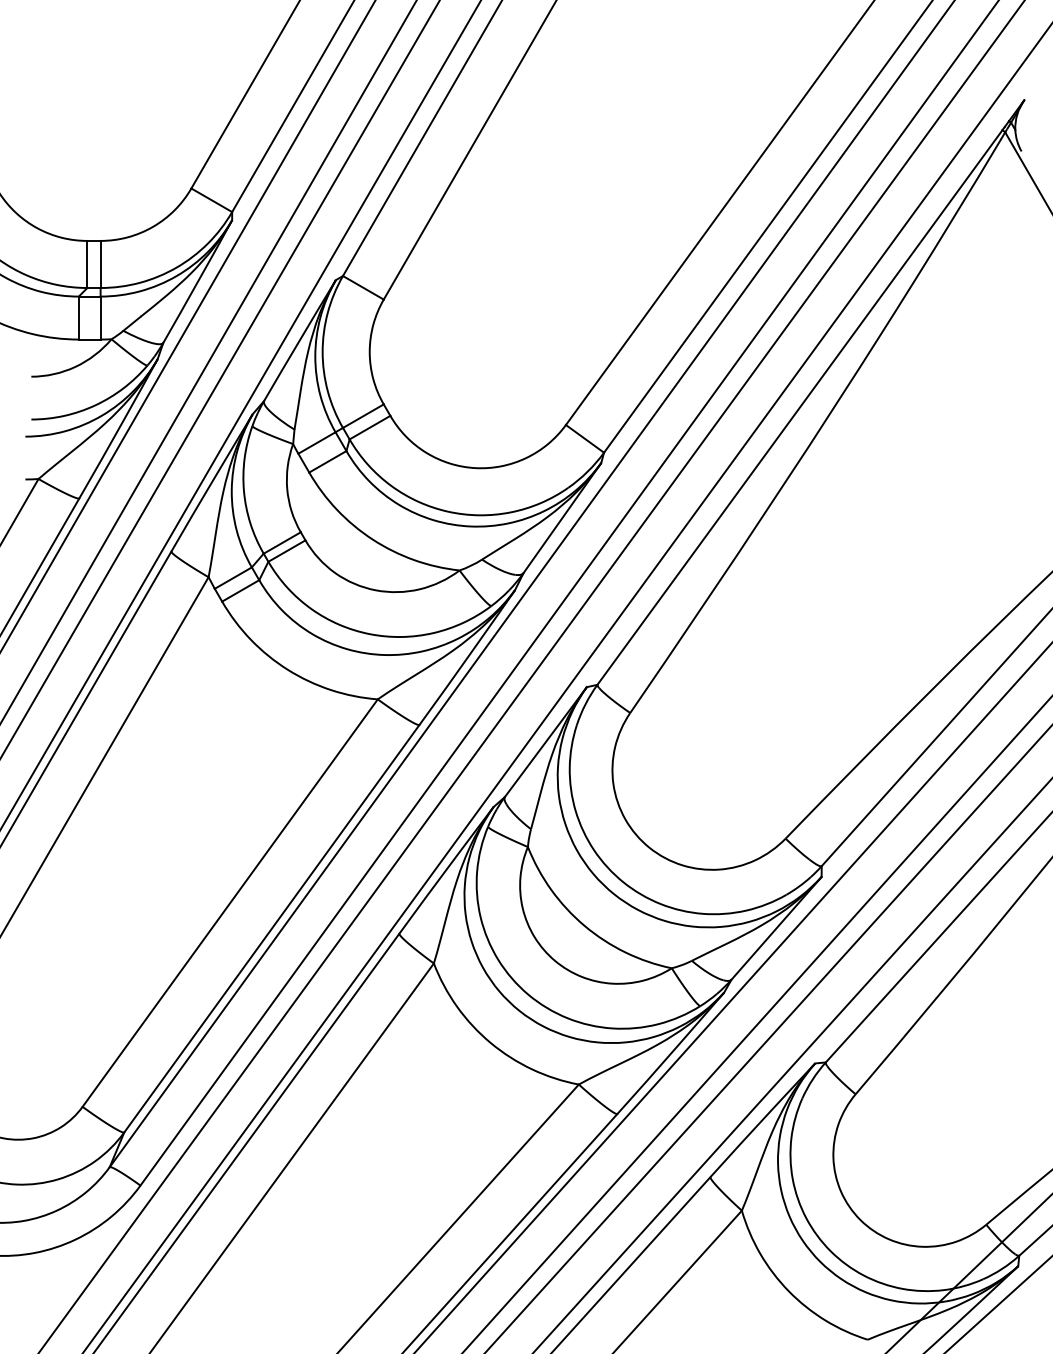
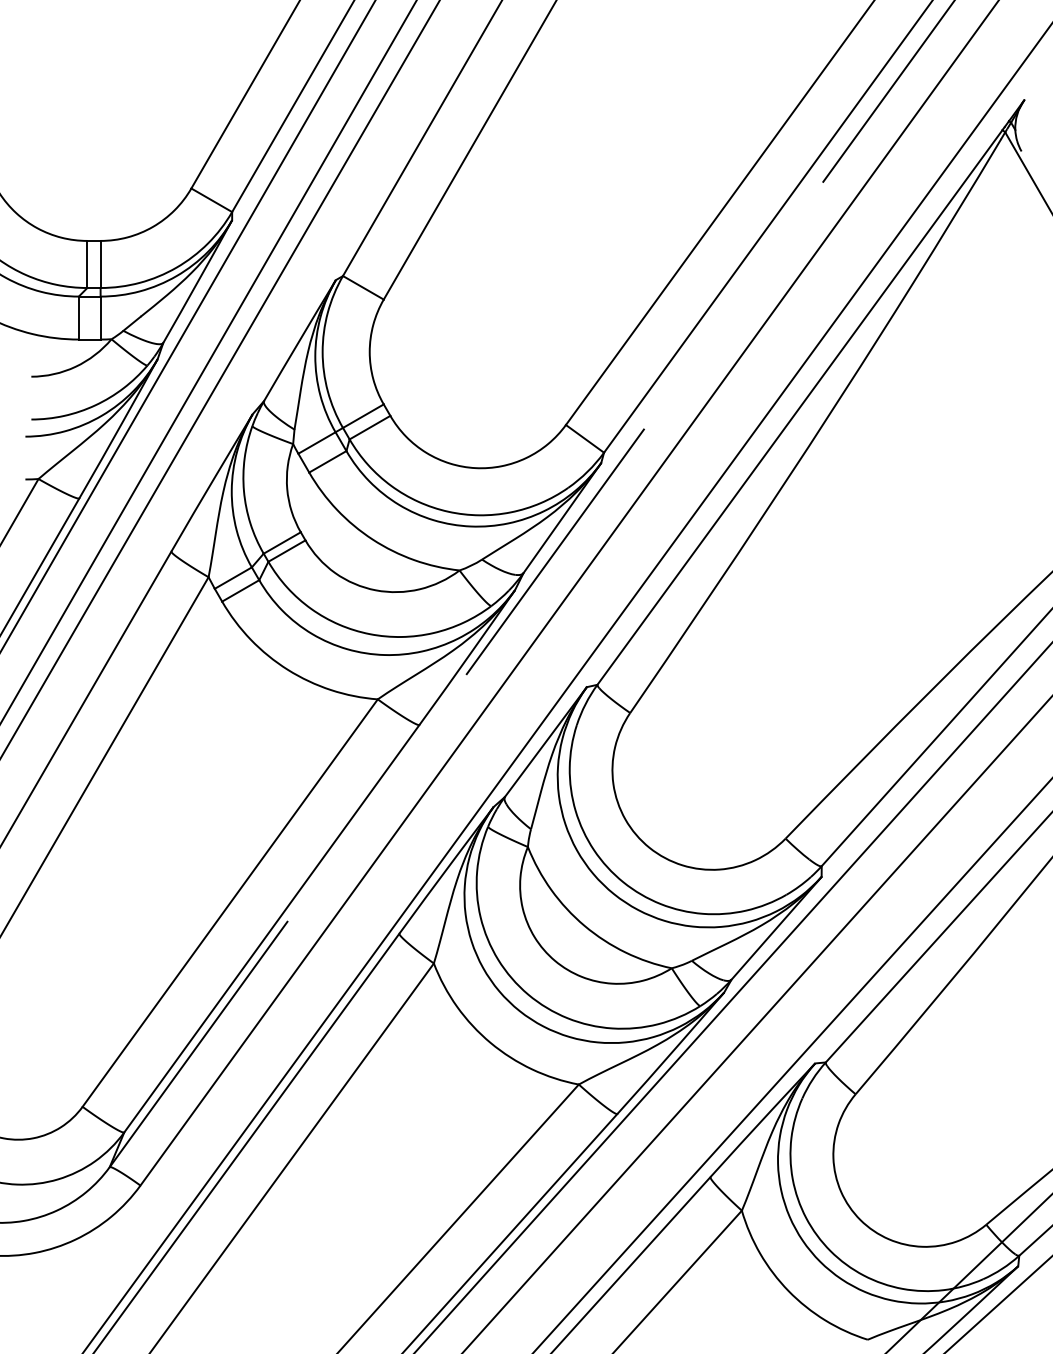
line: present -> none (241, 414)
line: solid -> dashed (532, 583)
line: present -> none (531, 676)
line: present -> none (768, 1038)
